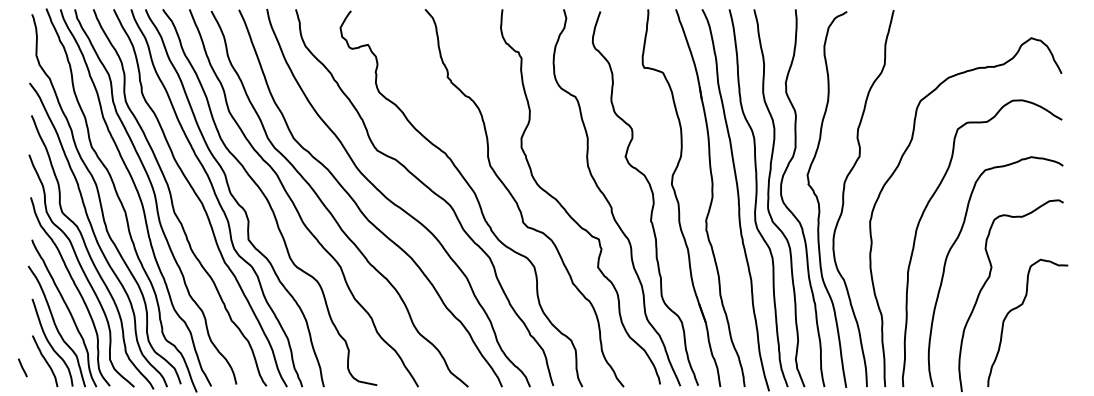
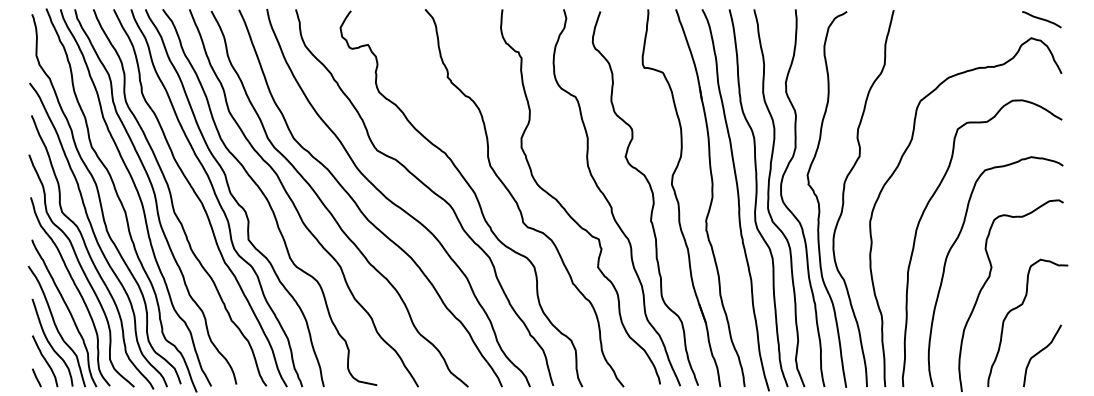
curve: none -> present (1041, 19)
curve: none -> present (1040, 352)
line position: (22, 367) -> (36, 377) (36, 377)
